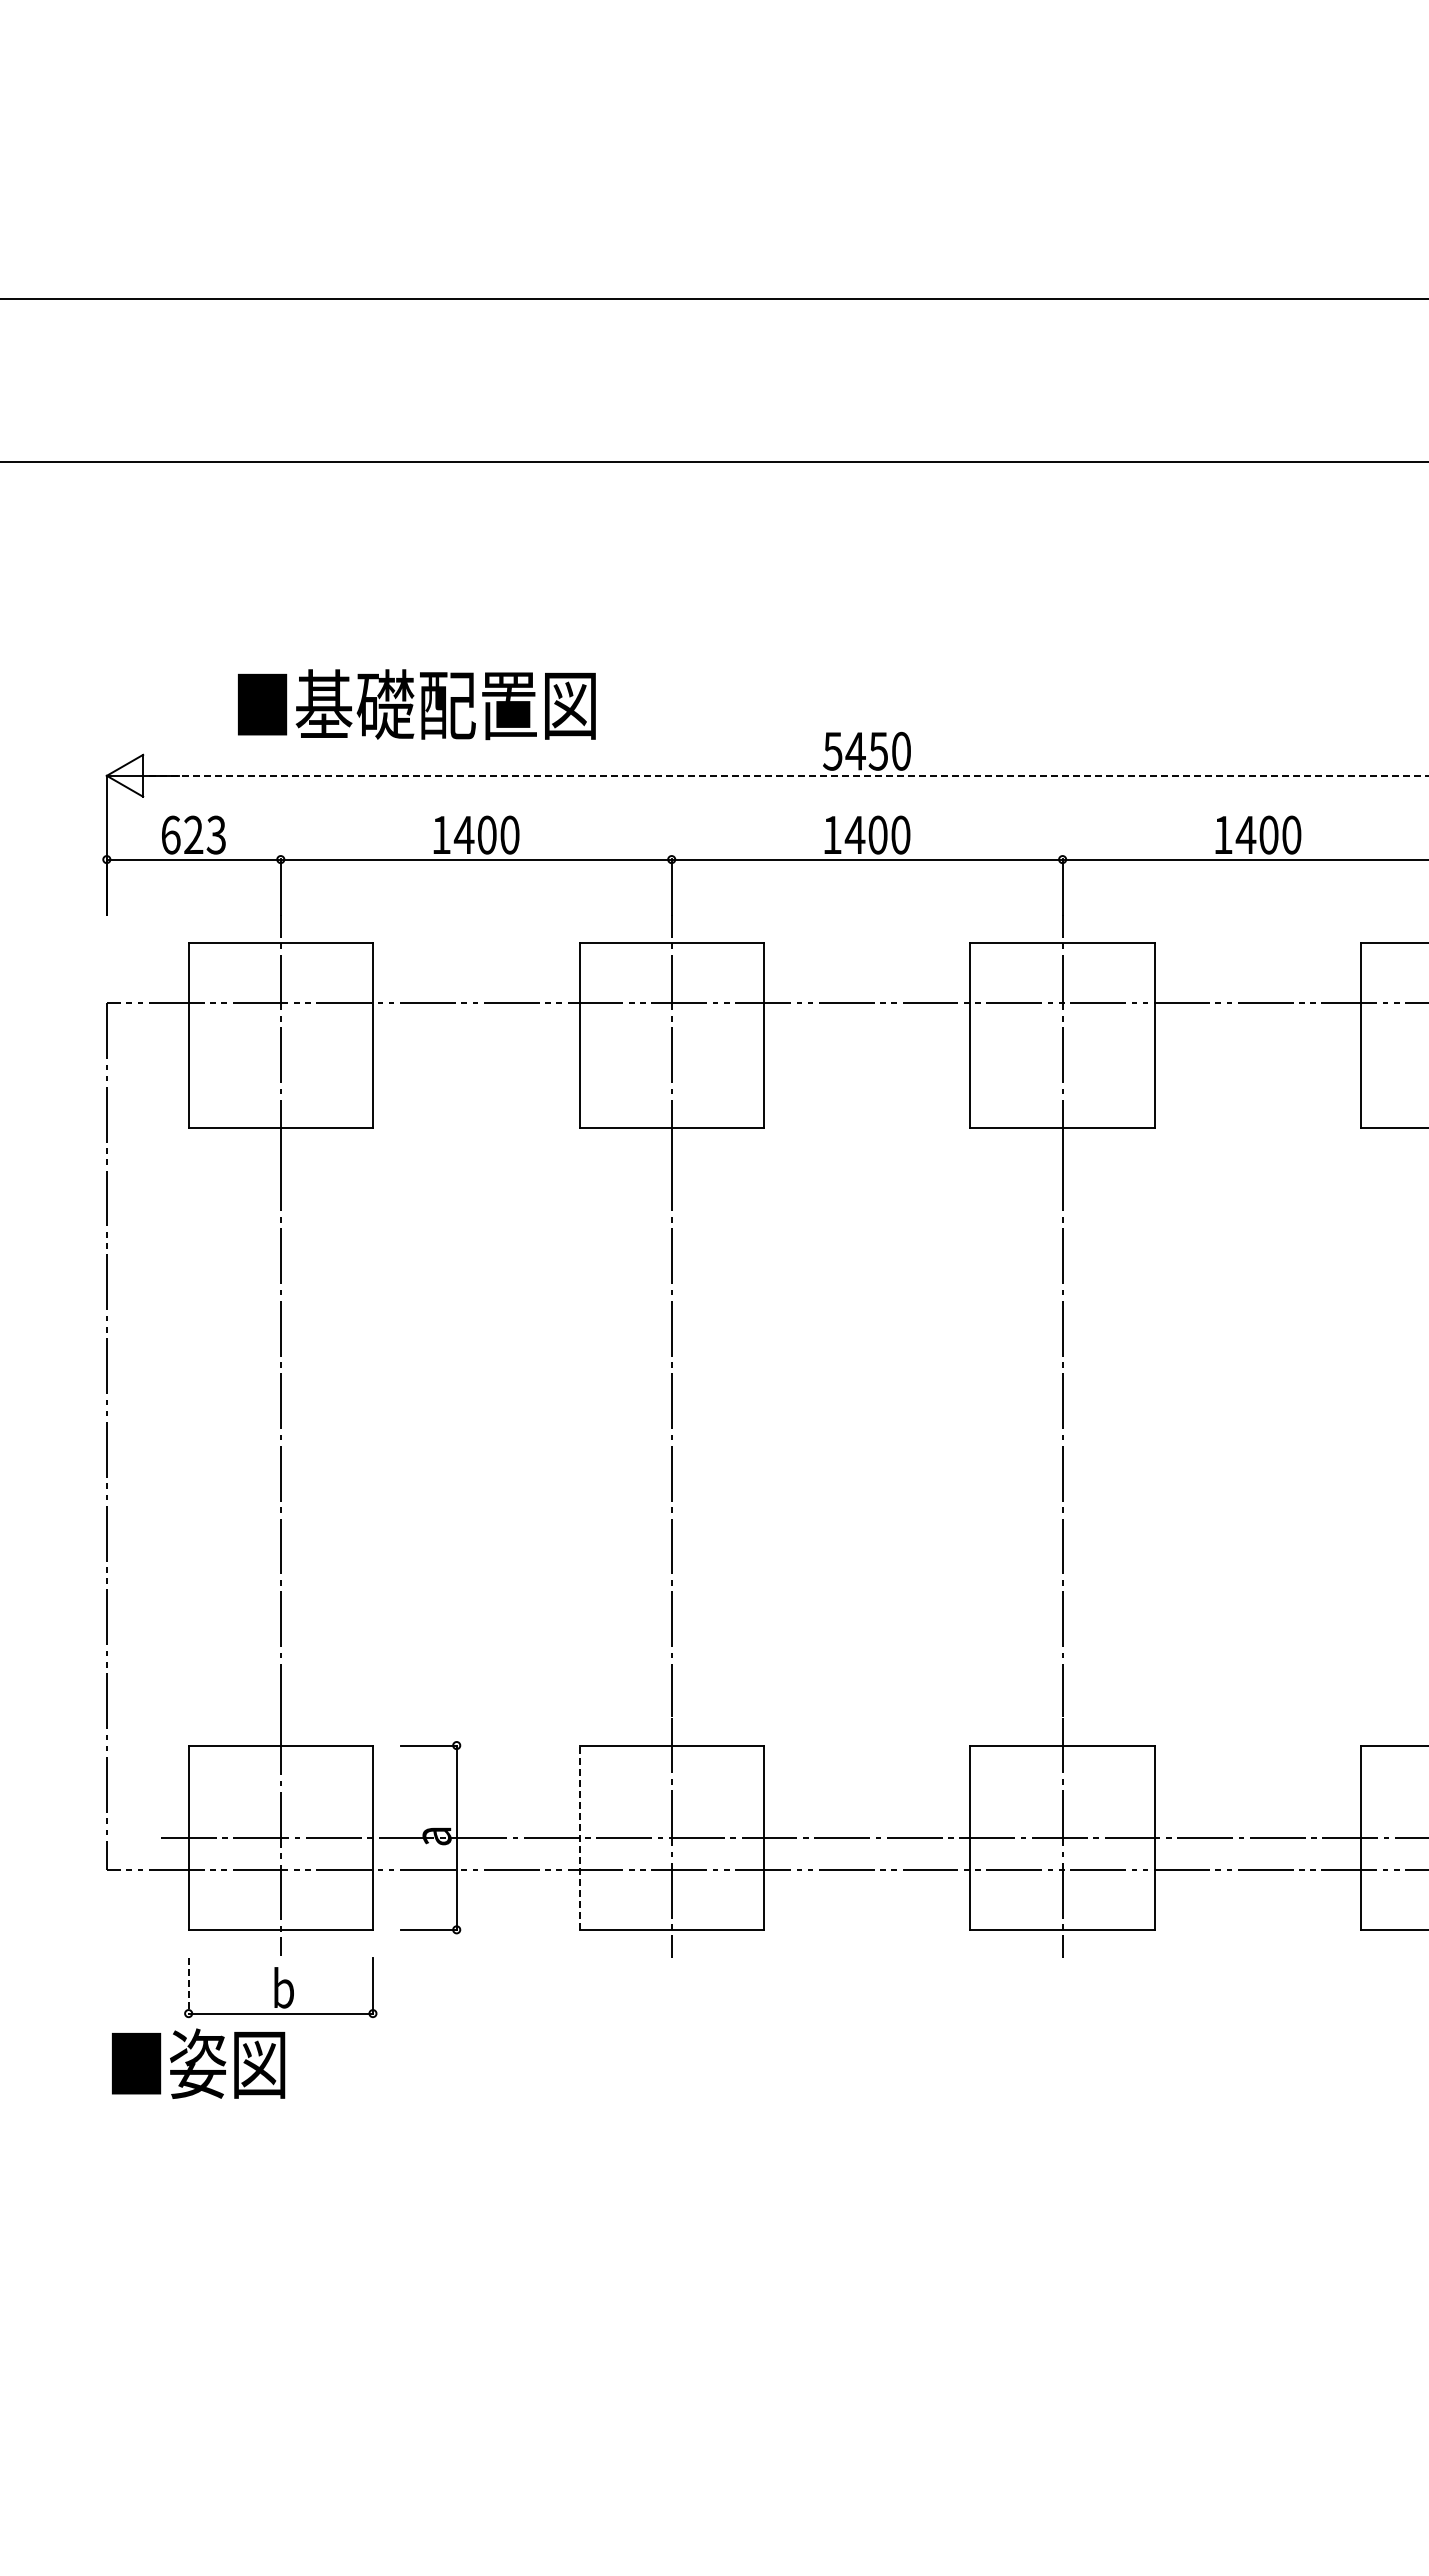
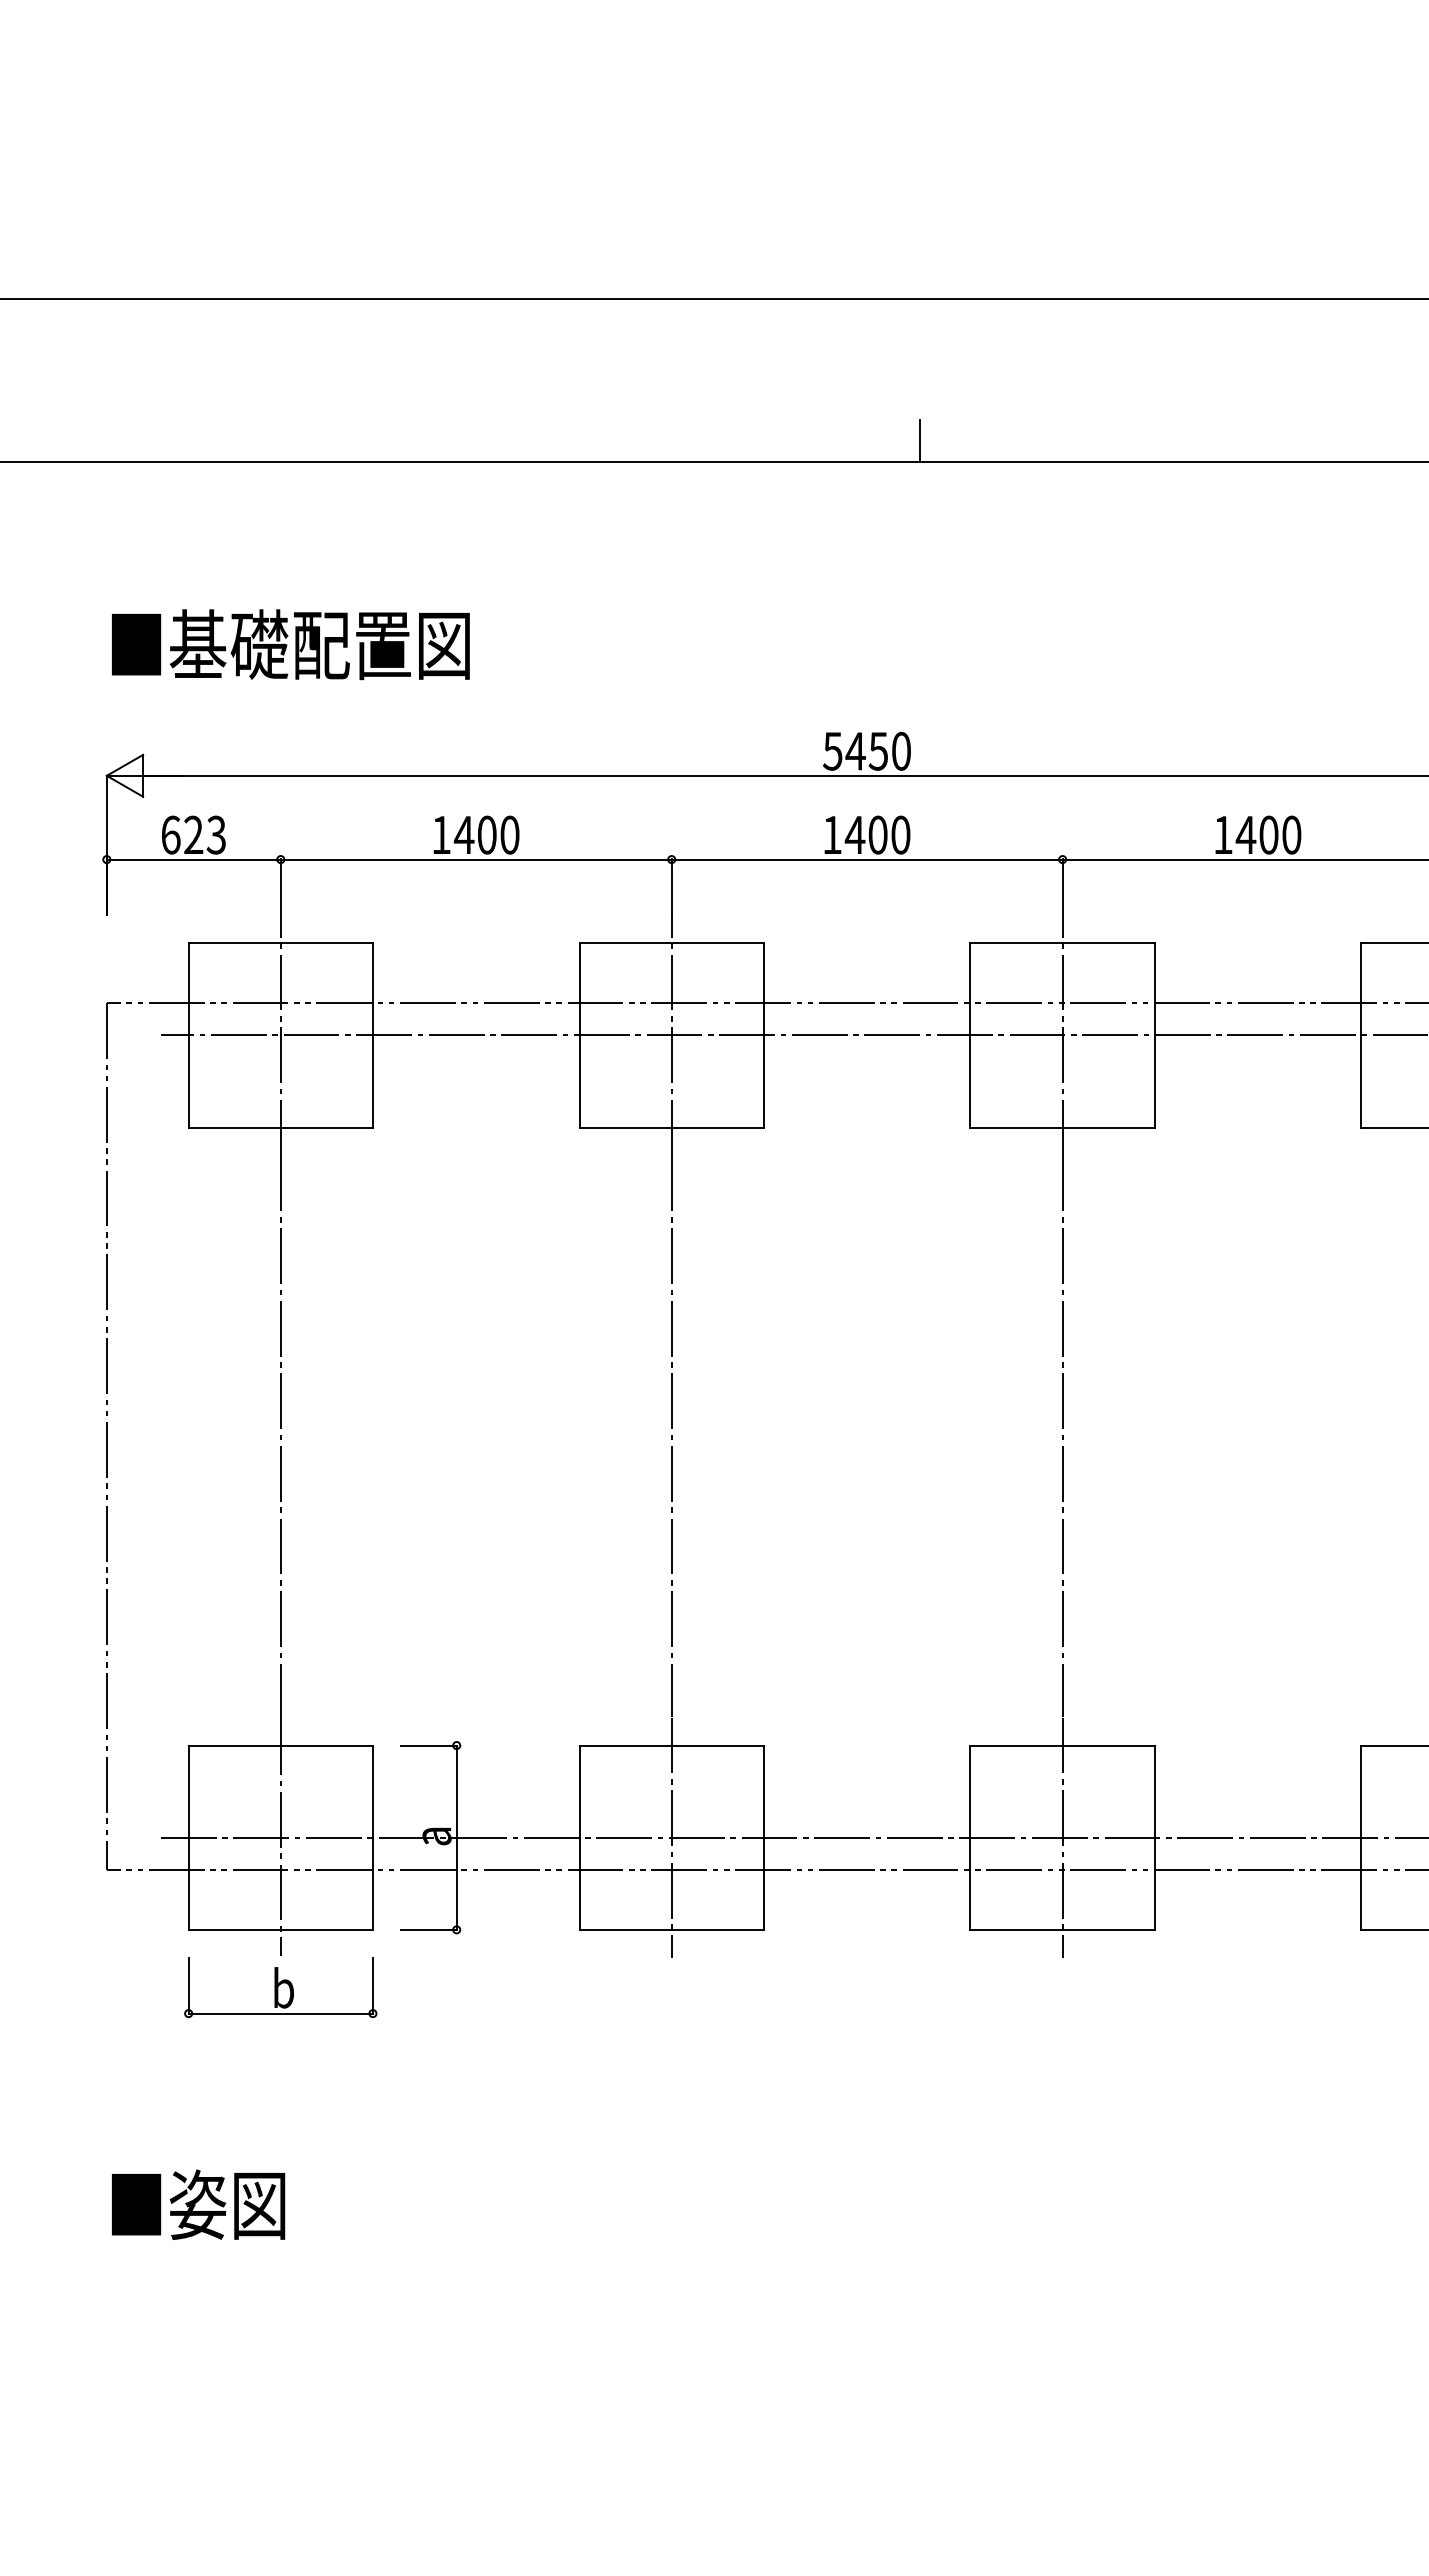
line: none -> present (920, 441)
text position: (416, 704) -> (290, 644) (290, 644)
line: dashed -> solid (788, 775)
line: none -> present (792, 1035)
line: dashed -> solid (579, 1837)
line: dashed -> solid (188, 1986)
text position: (198, 2063) -> (198, 2204) (198, 2204)
